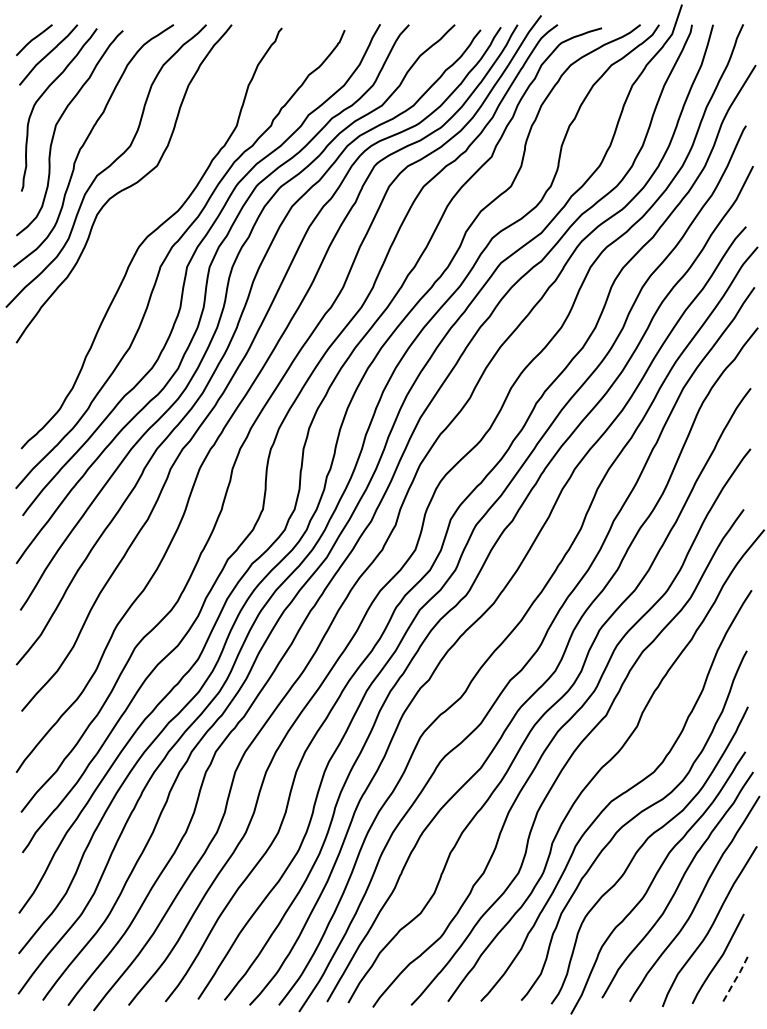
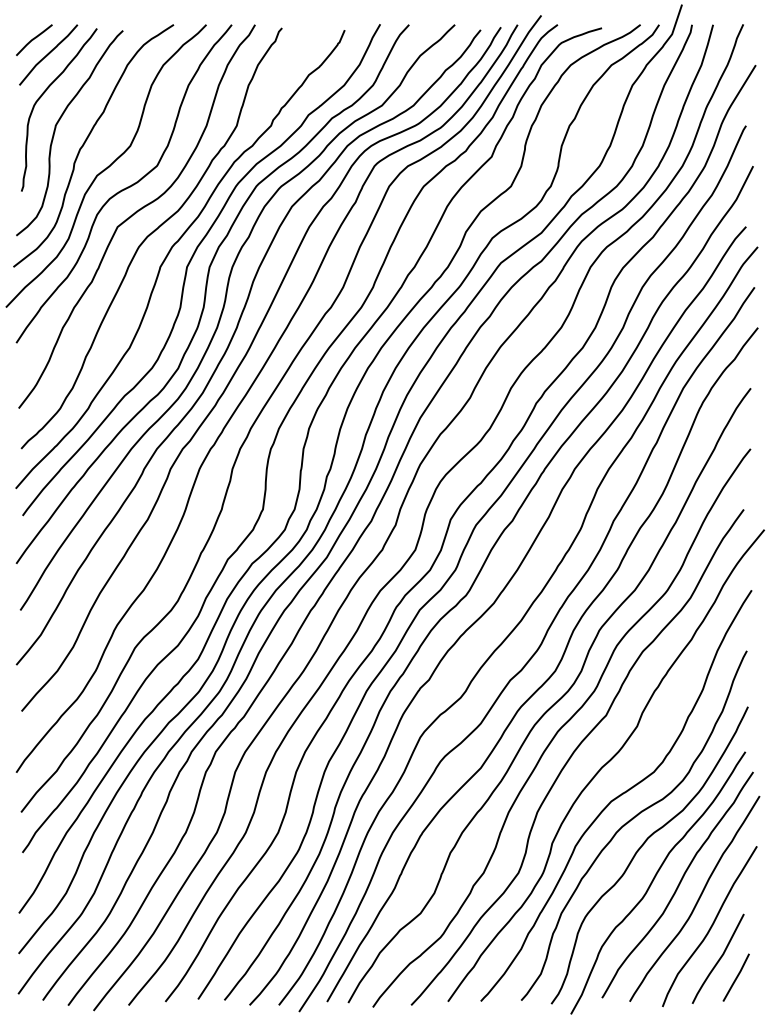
curve: none -> present (135, 214)
line: dashed -> solid (736, 977)
